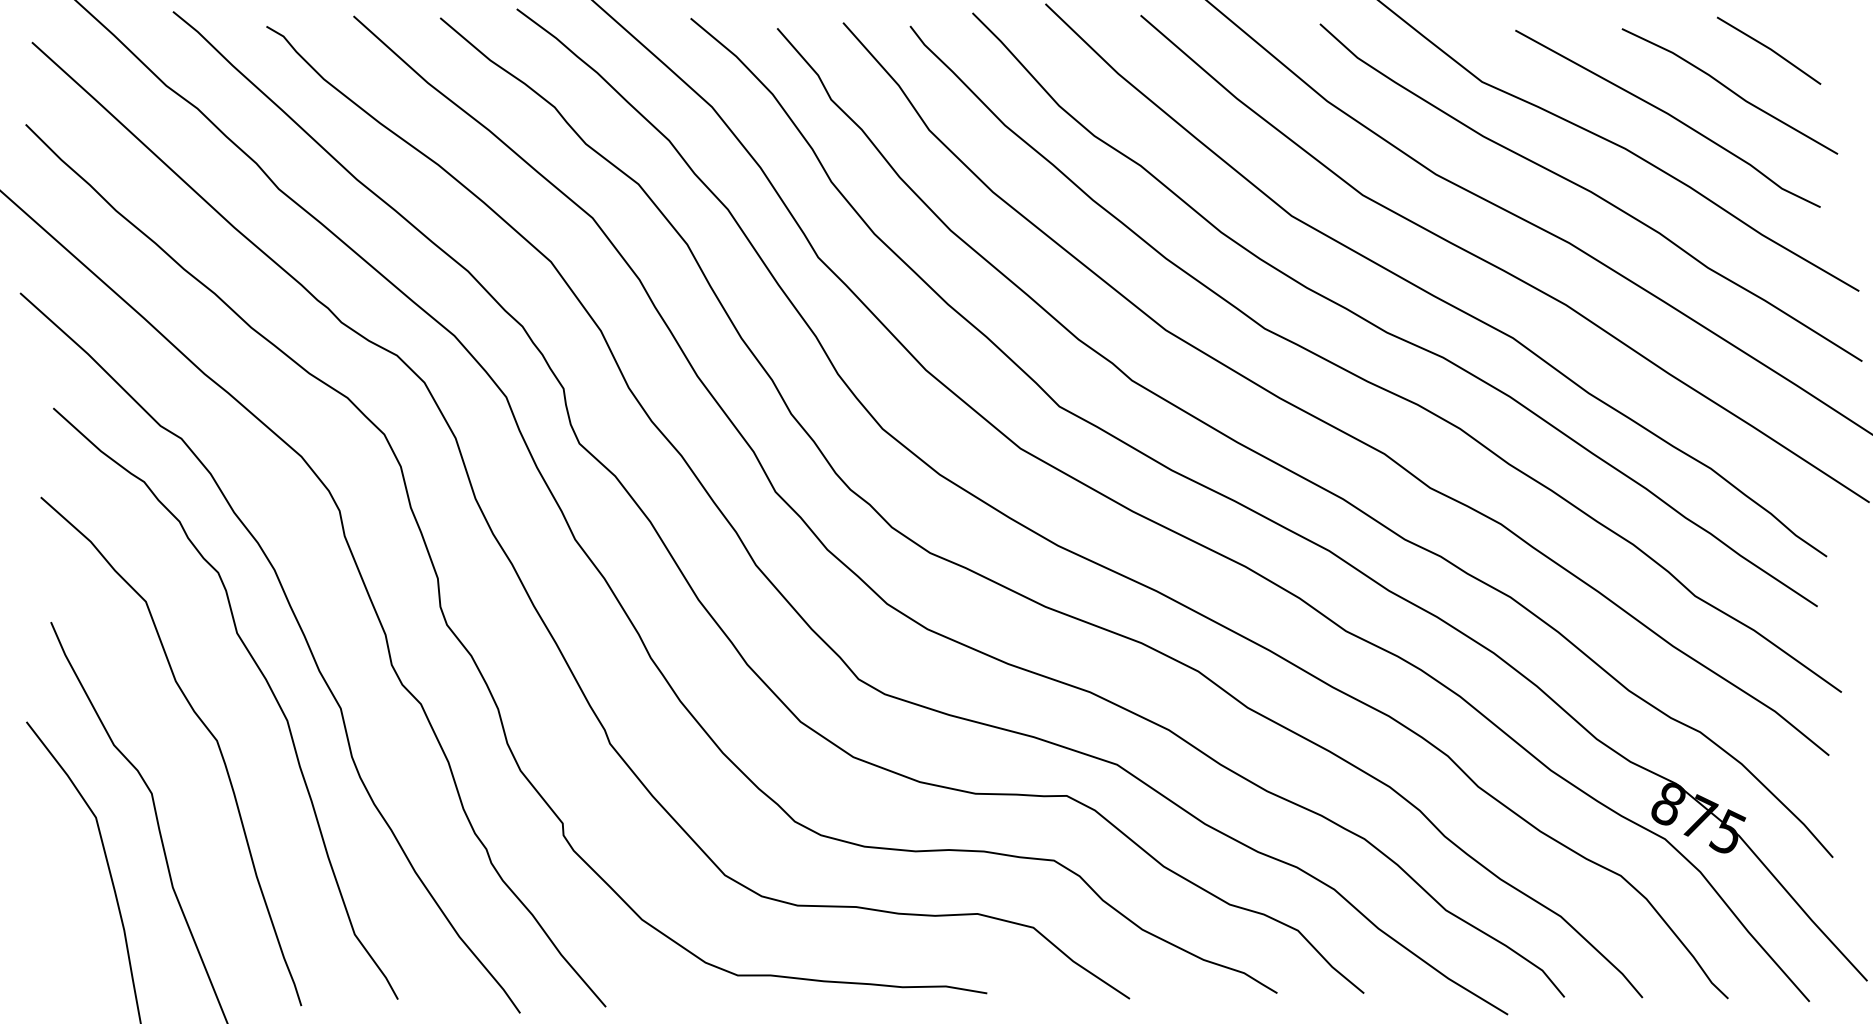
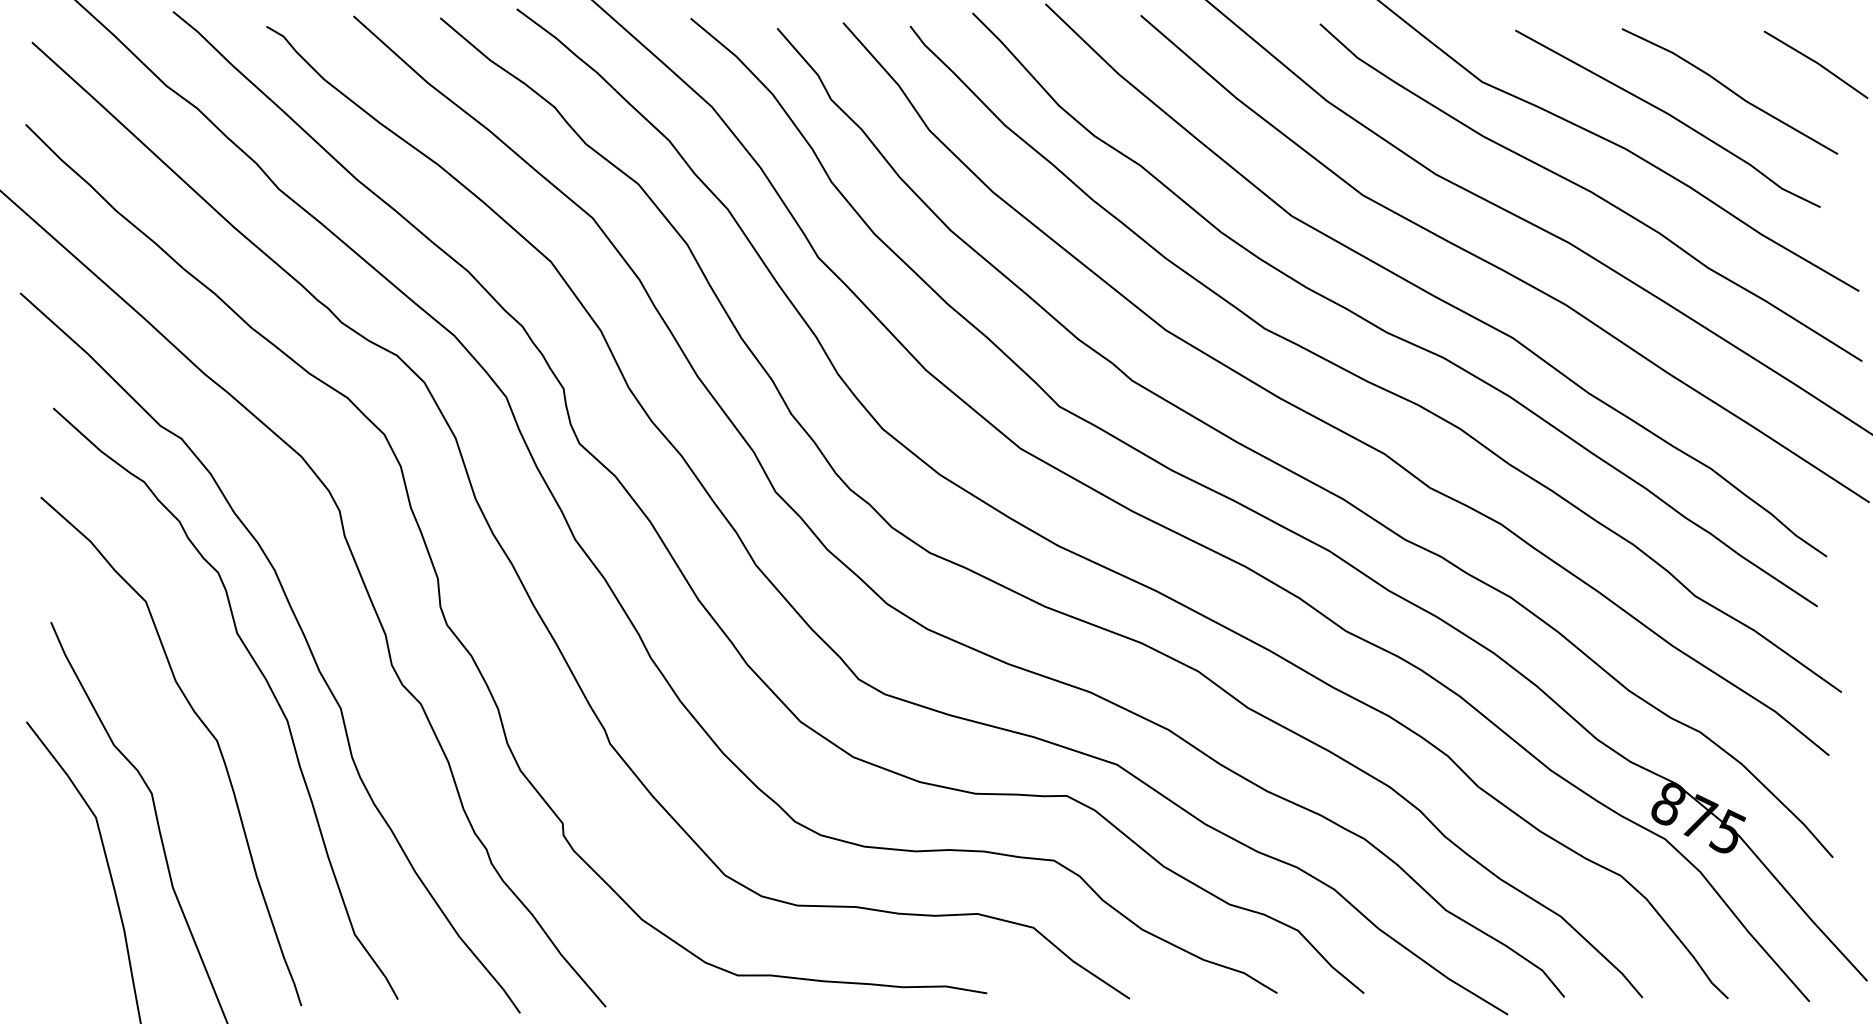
line position: (1769, 49) -> (1816, 63) (1816, 63)
